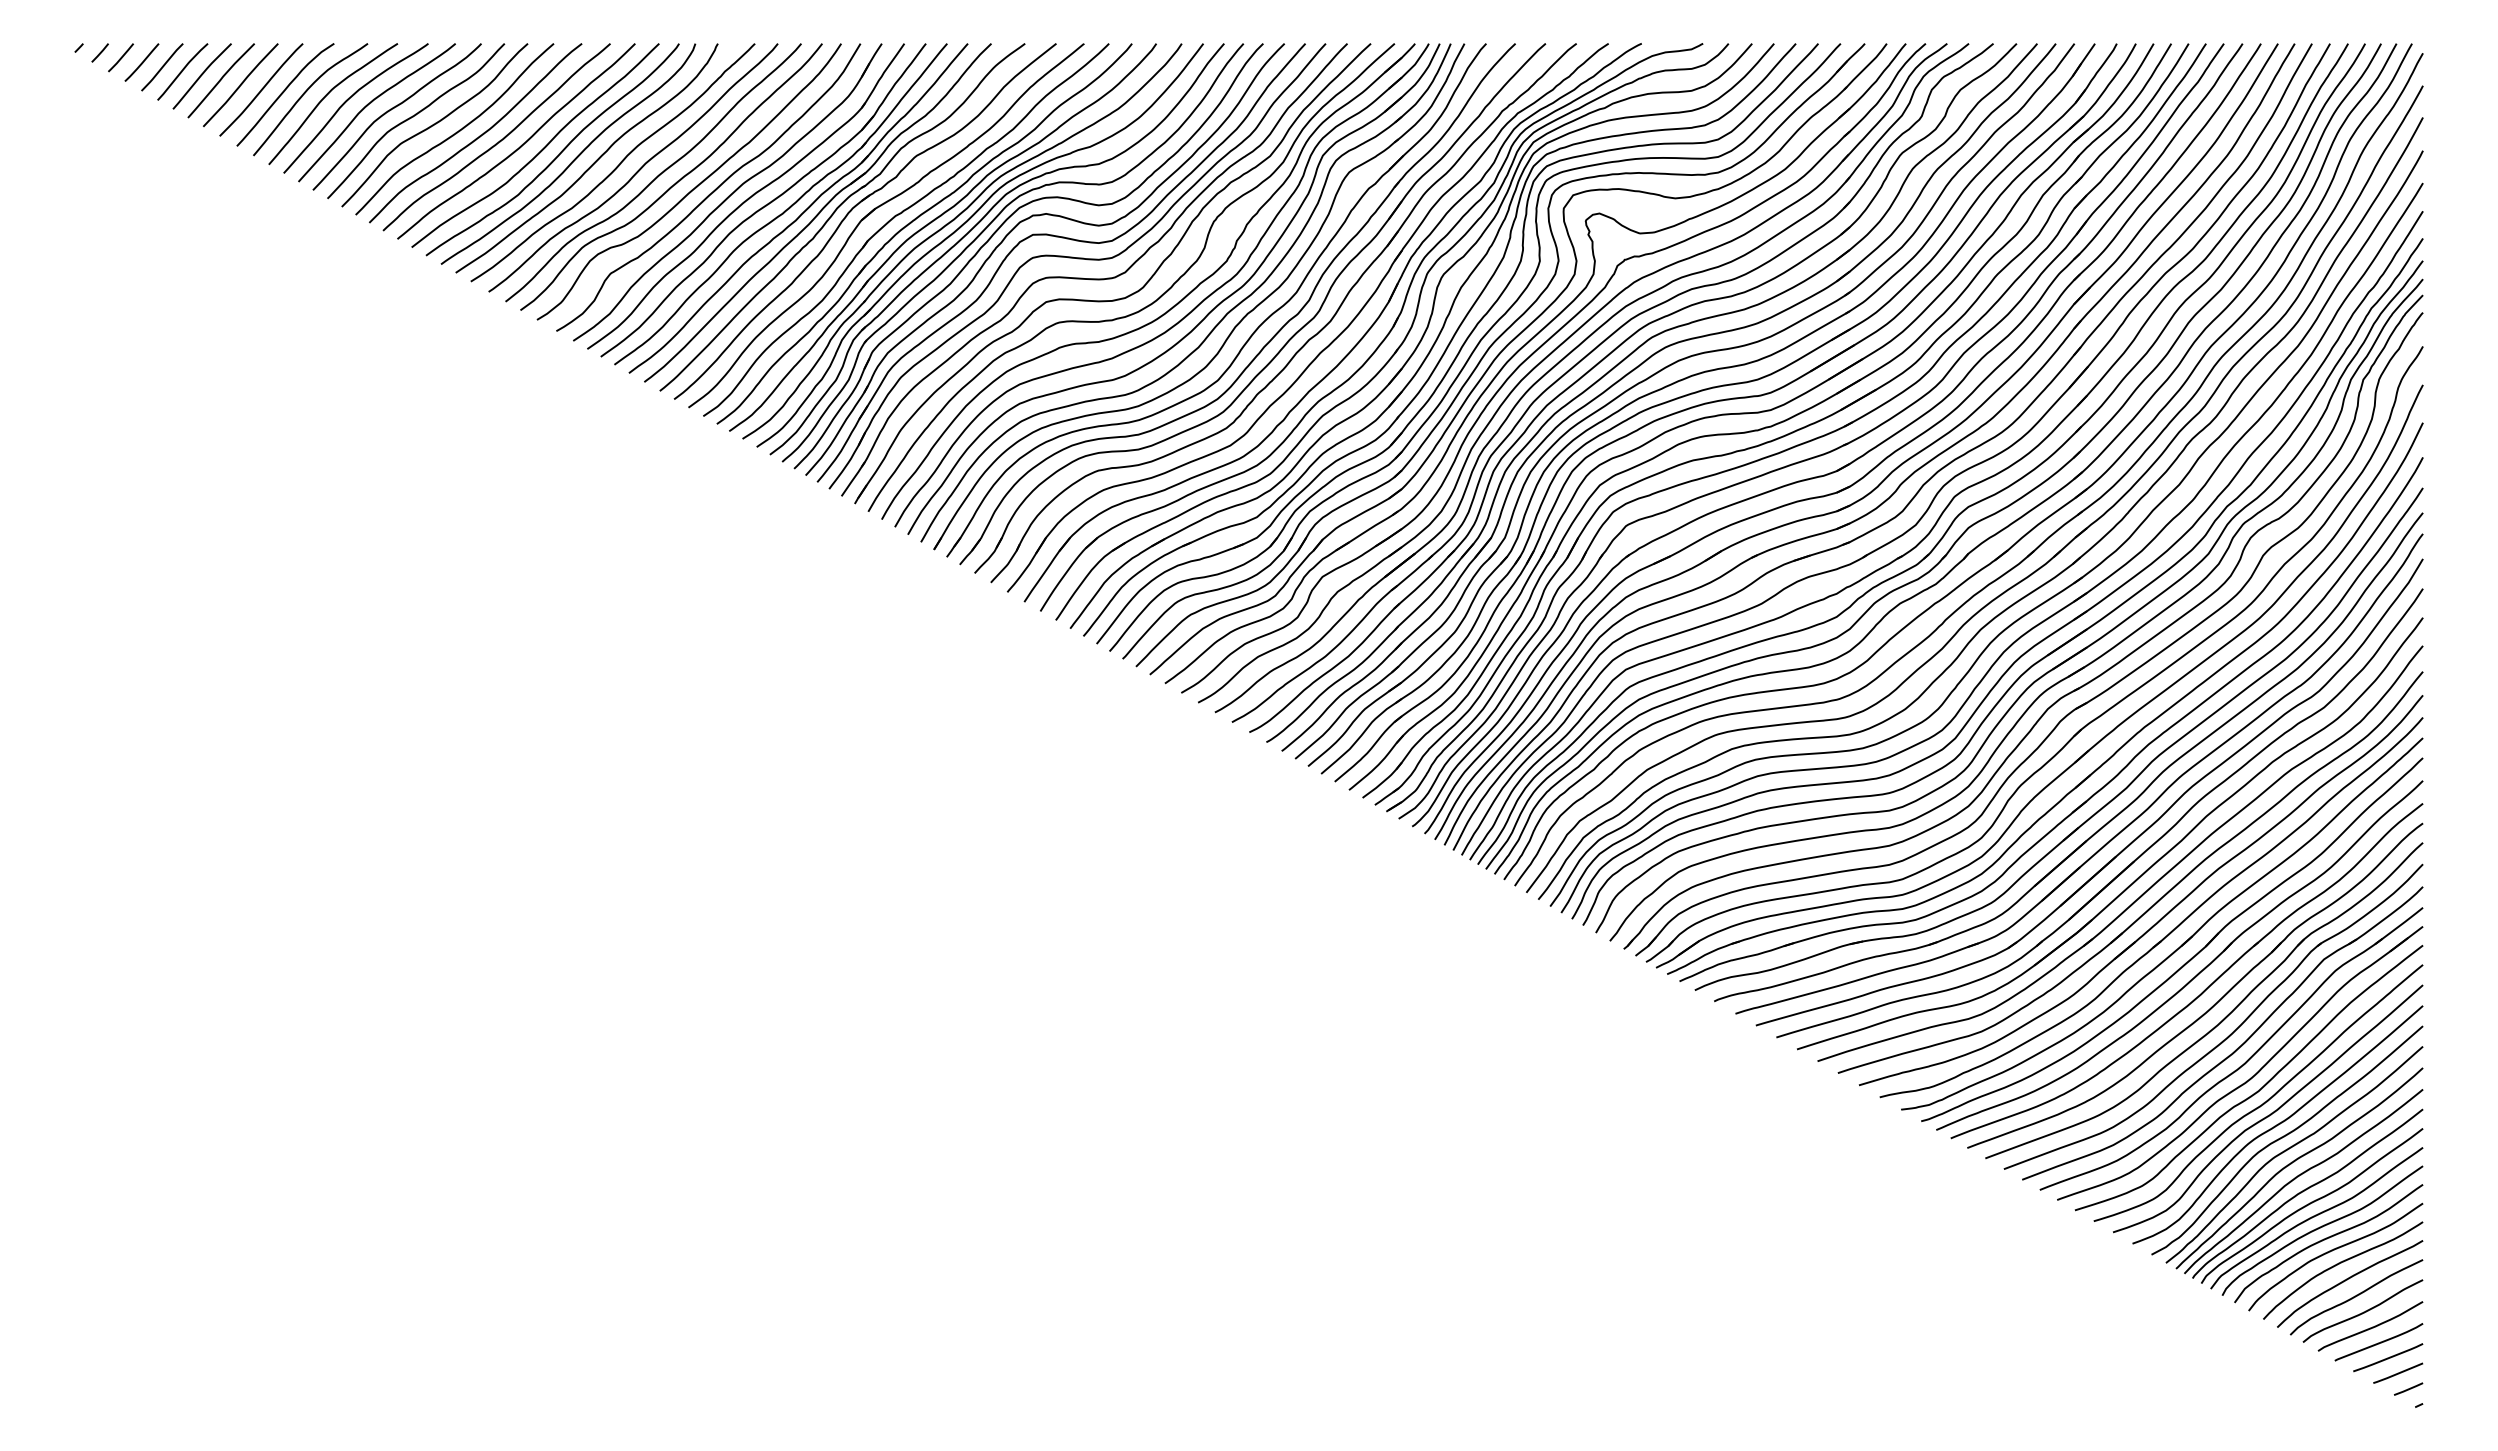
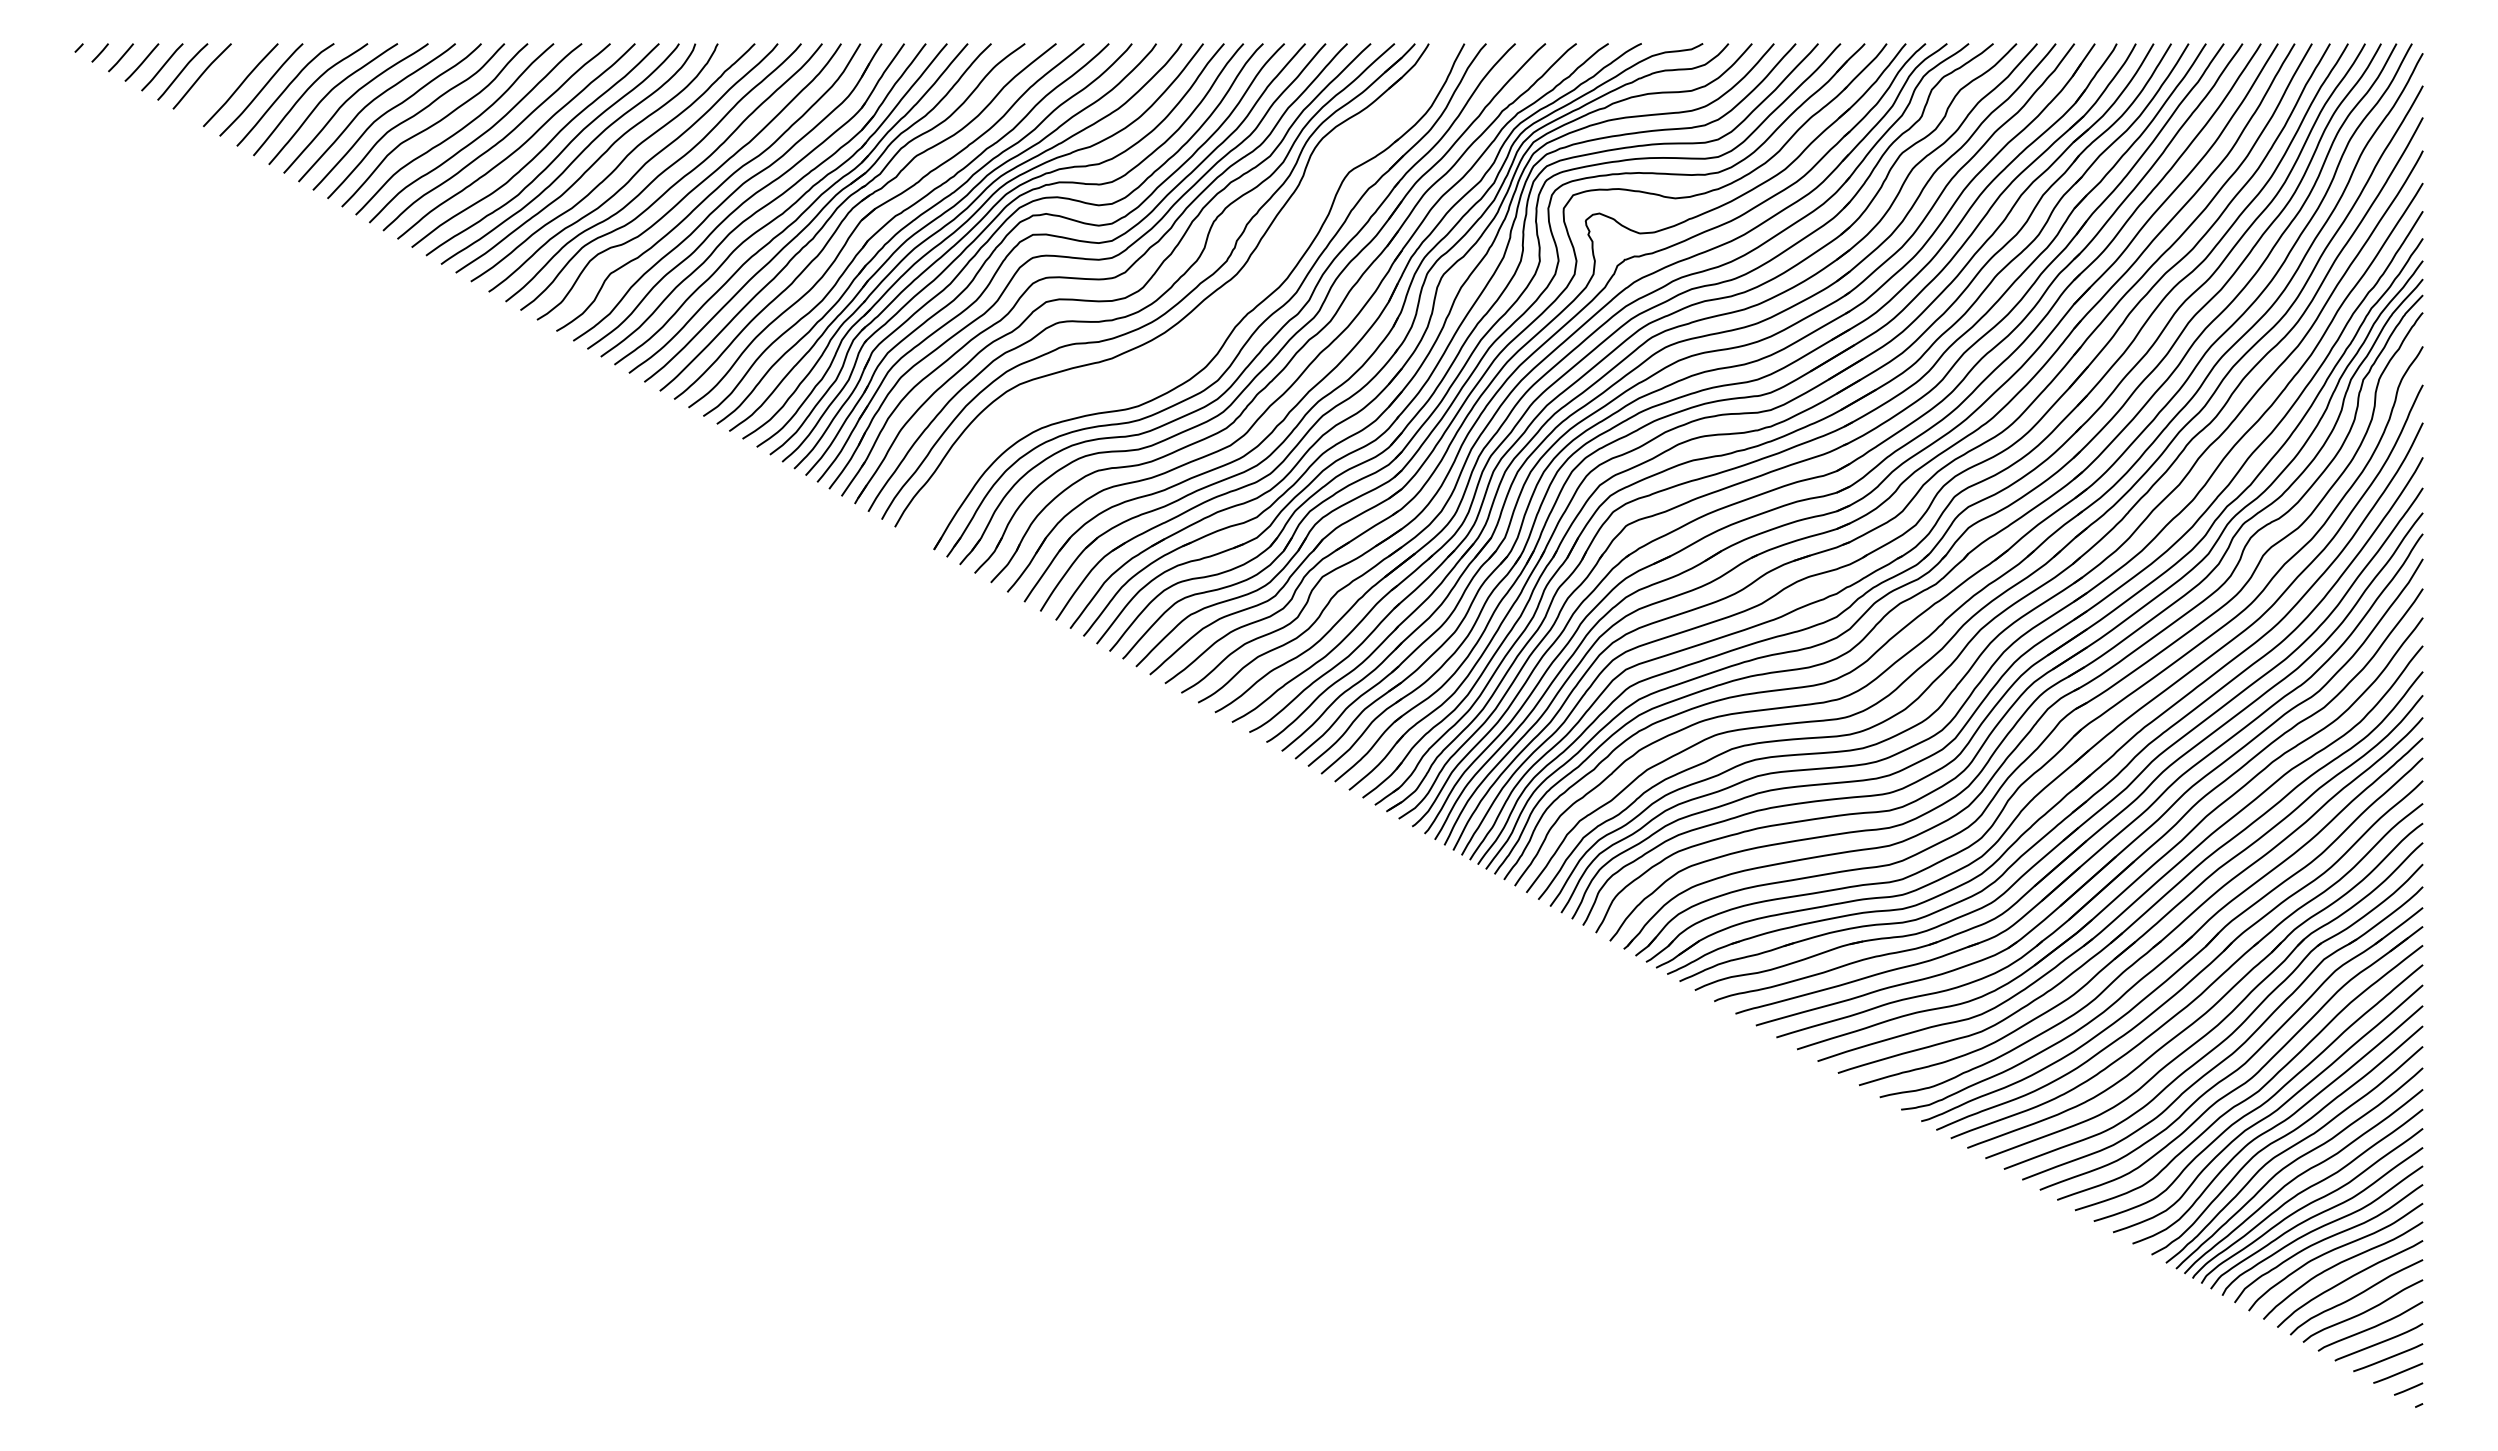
curve: present -> none (220, 80)
part: present -> none (1205, 315)
